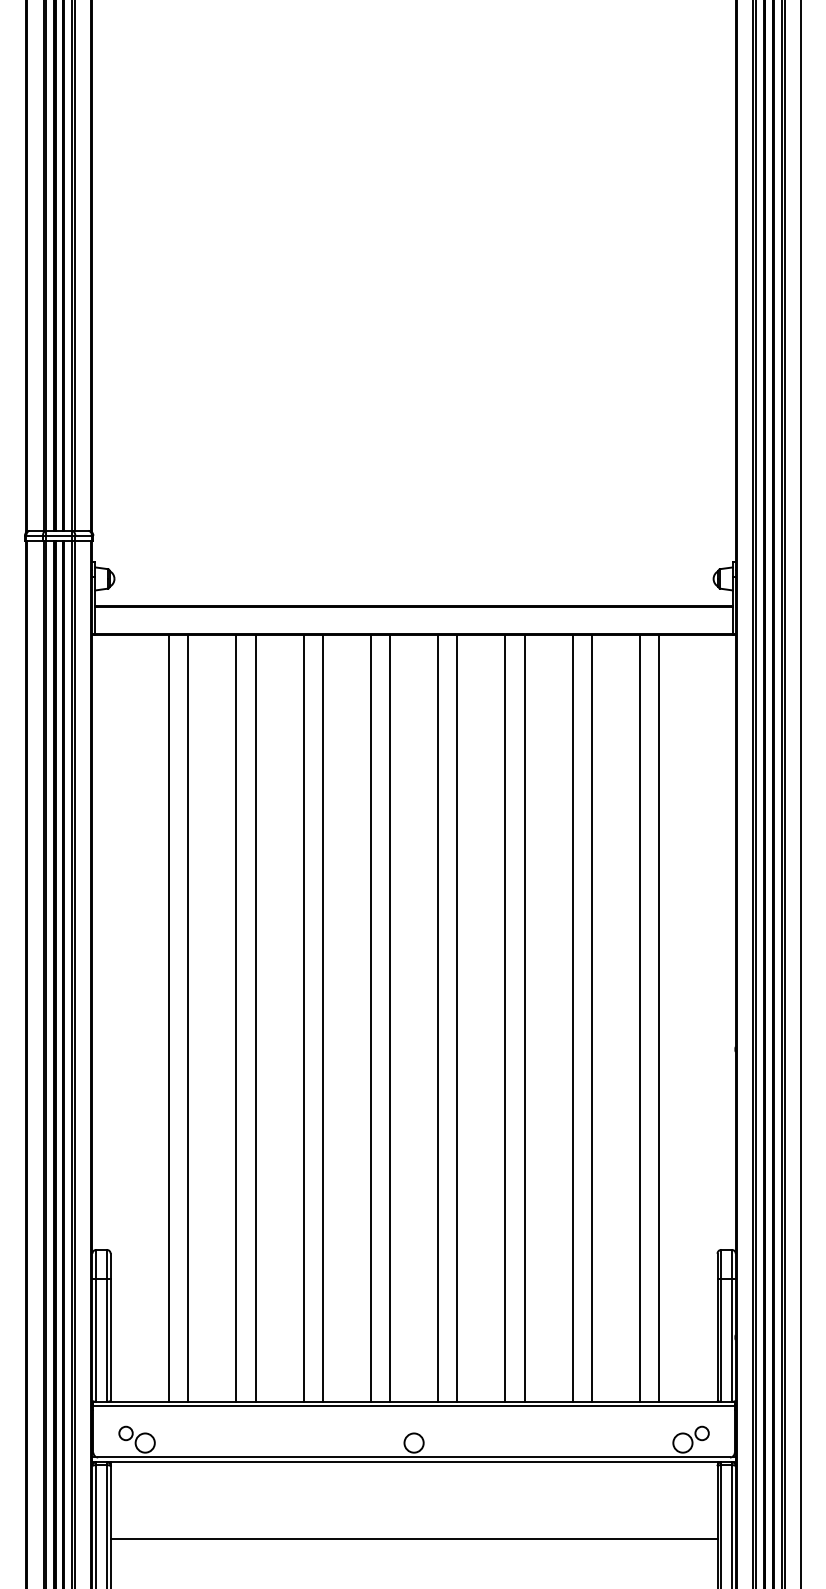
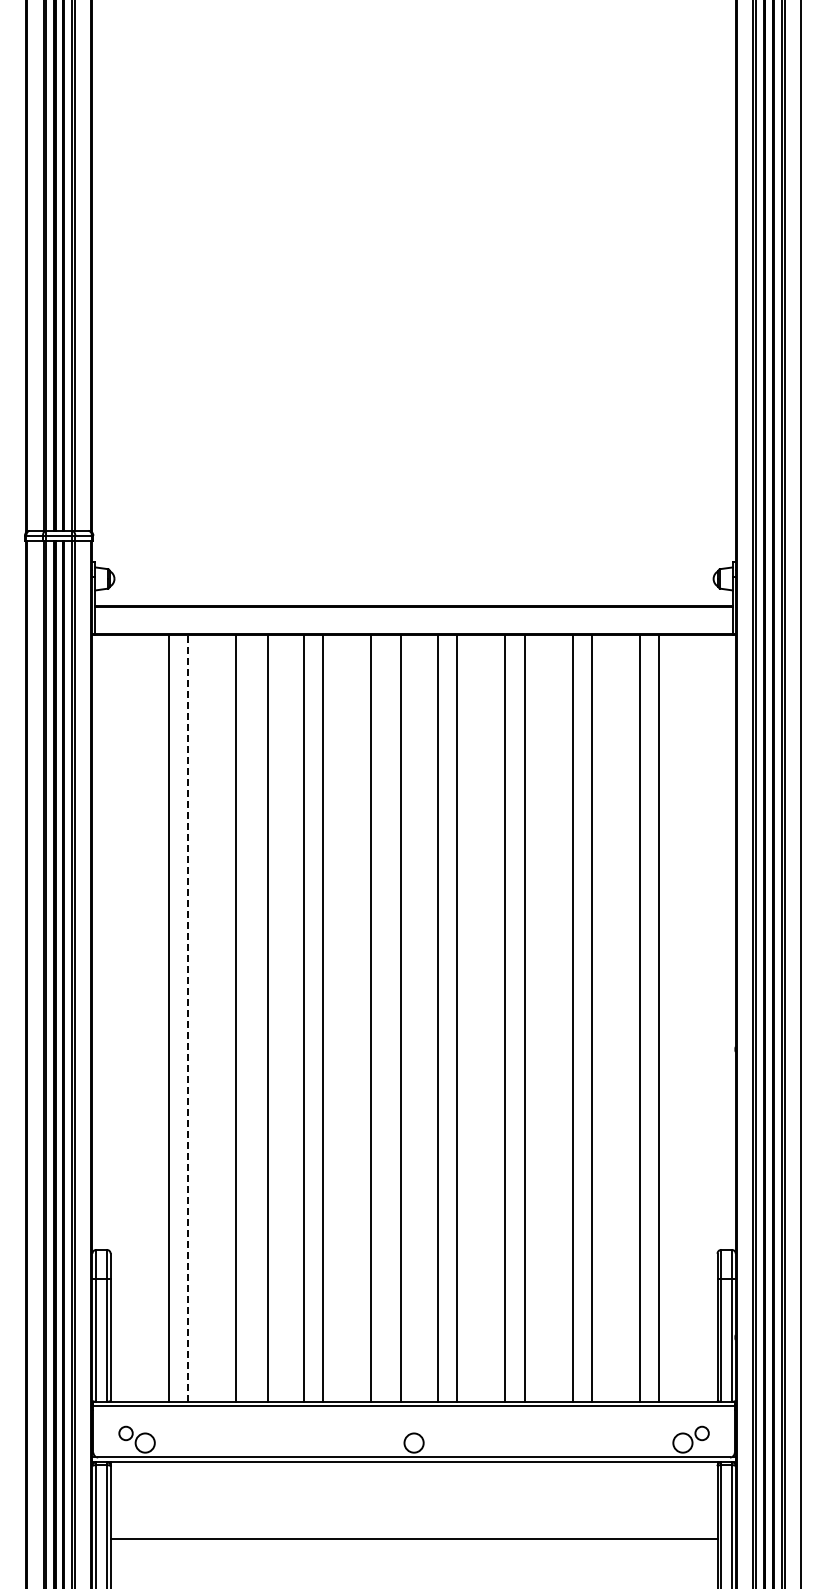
line: solid -> dashed (188, 1017)
line position: (255, 1017) -> (267, 1017) (267, 1017)
line position: (390, 1017) -> (401, 1017) (401, 1017)
